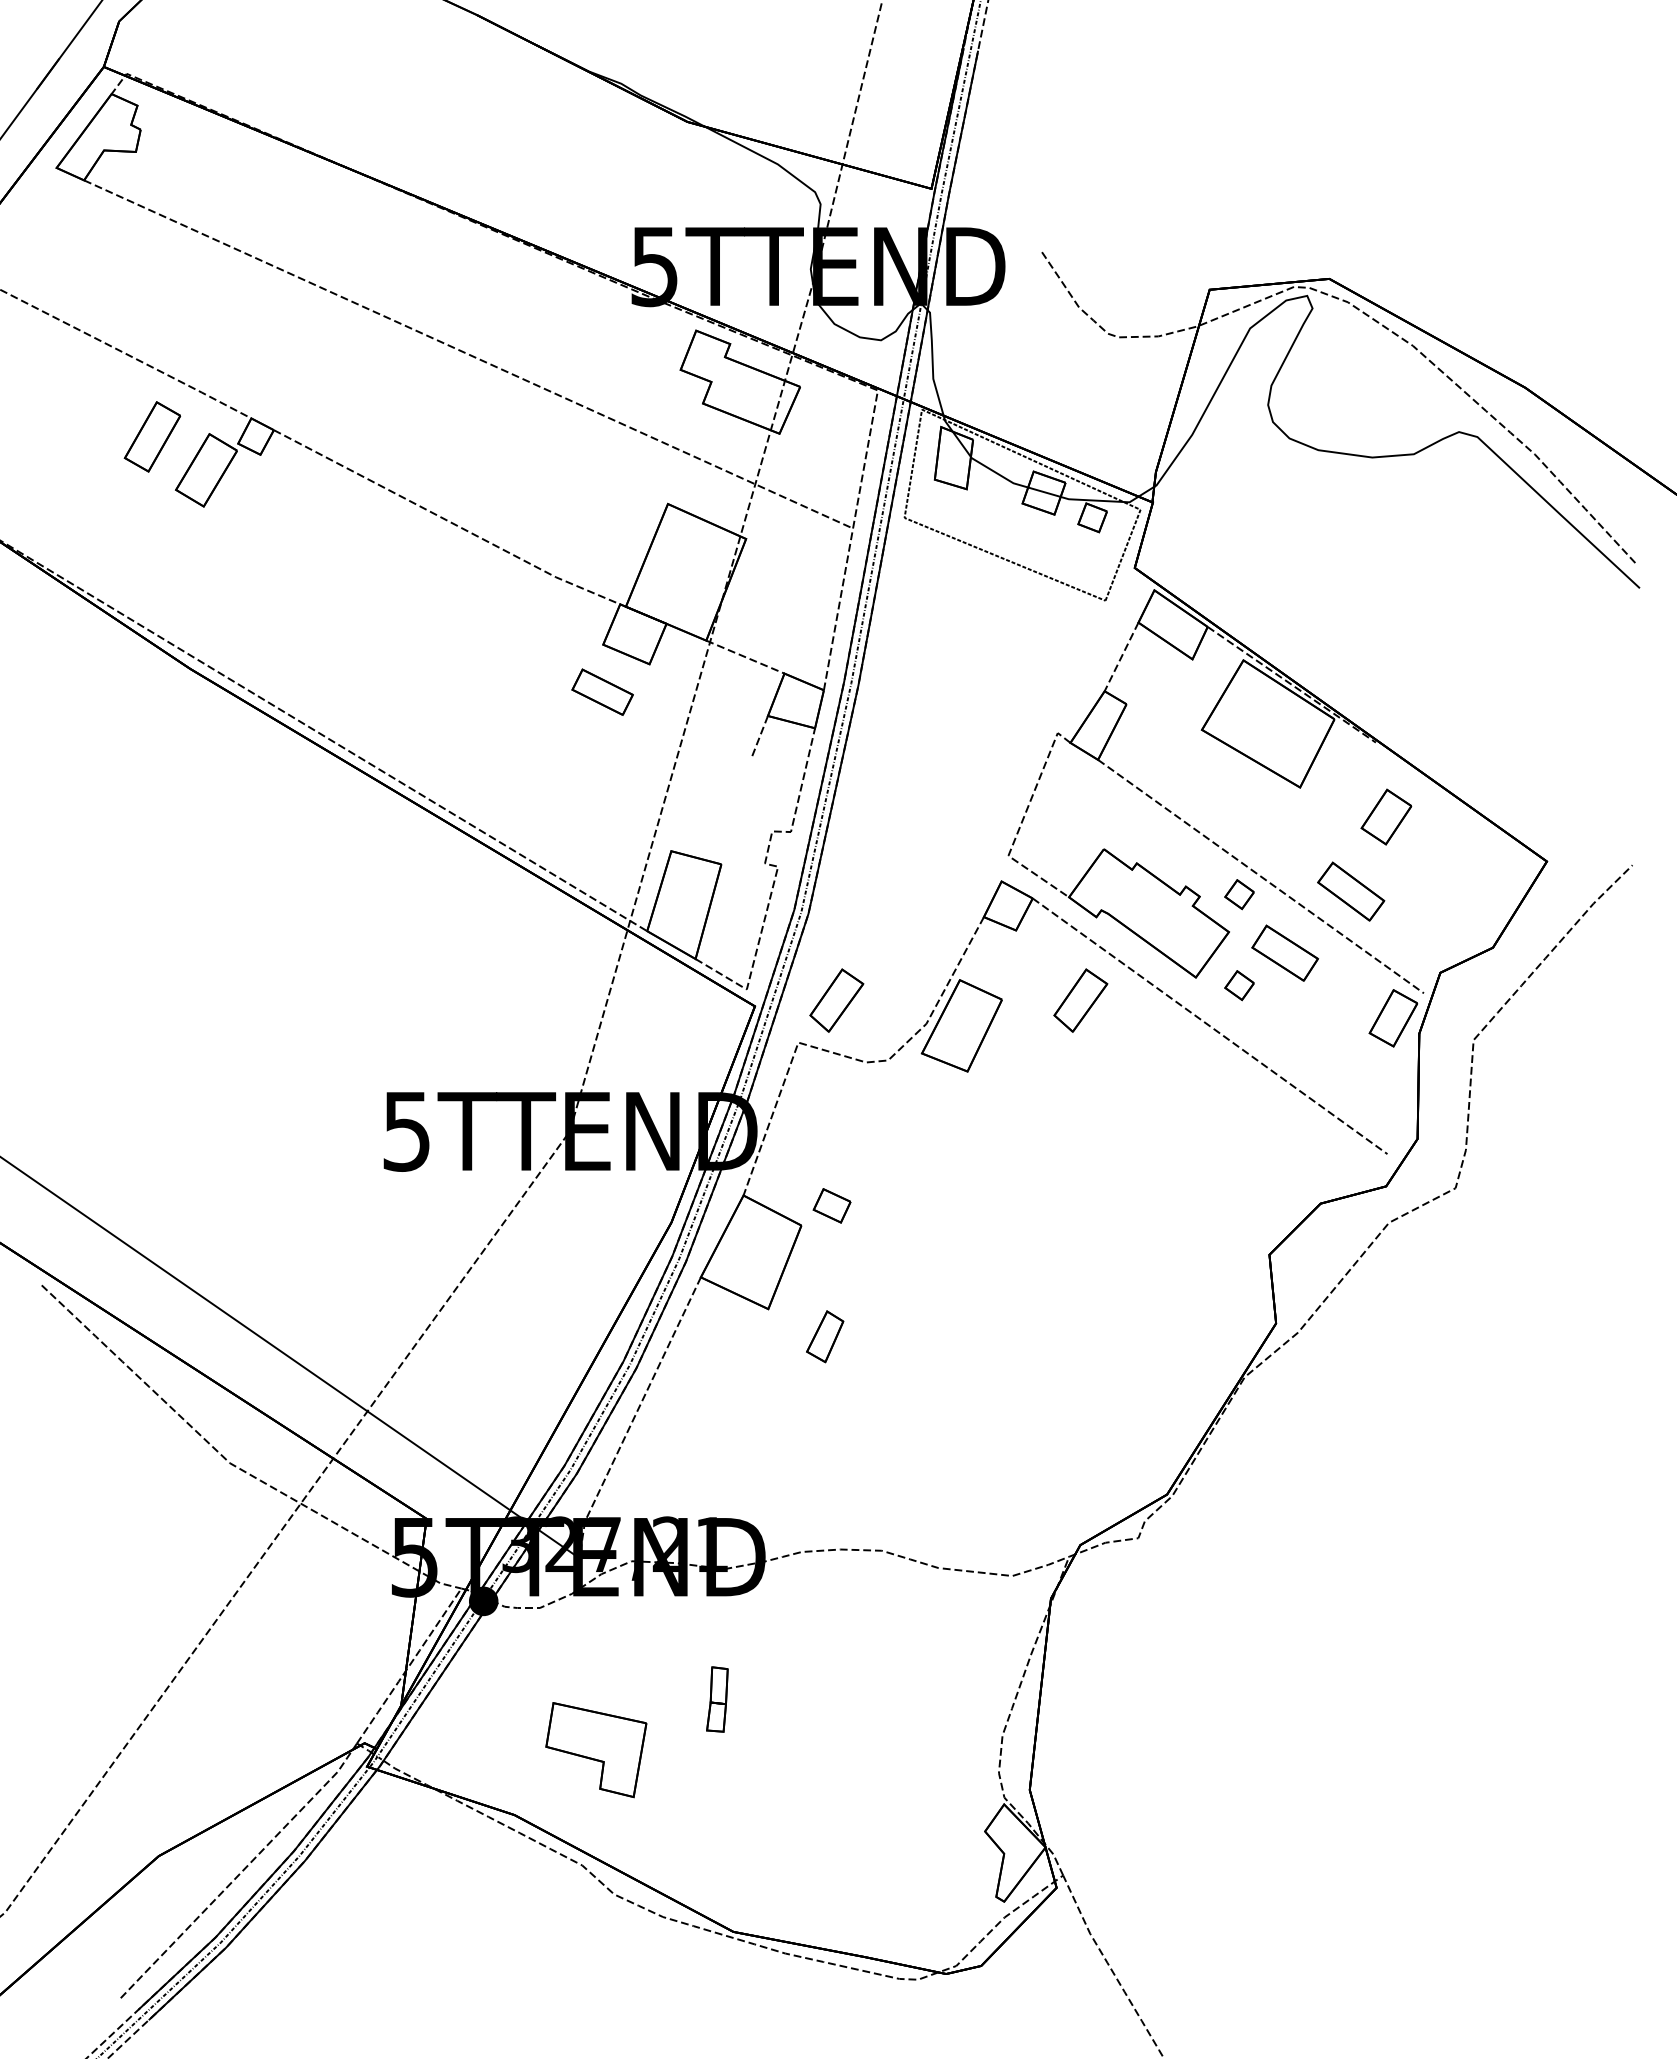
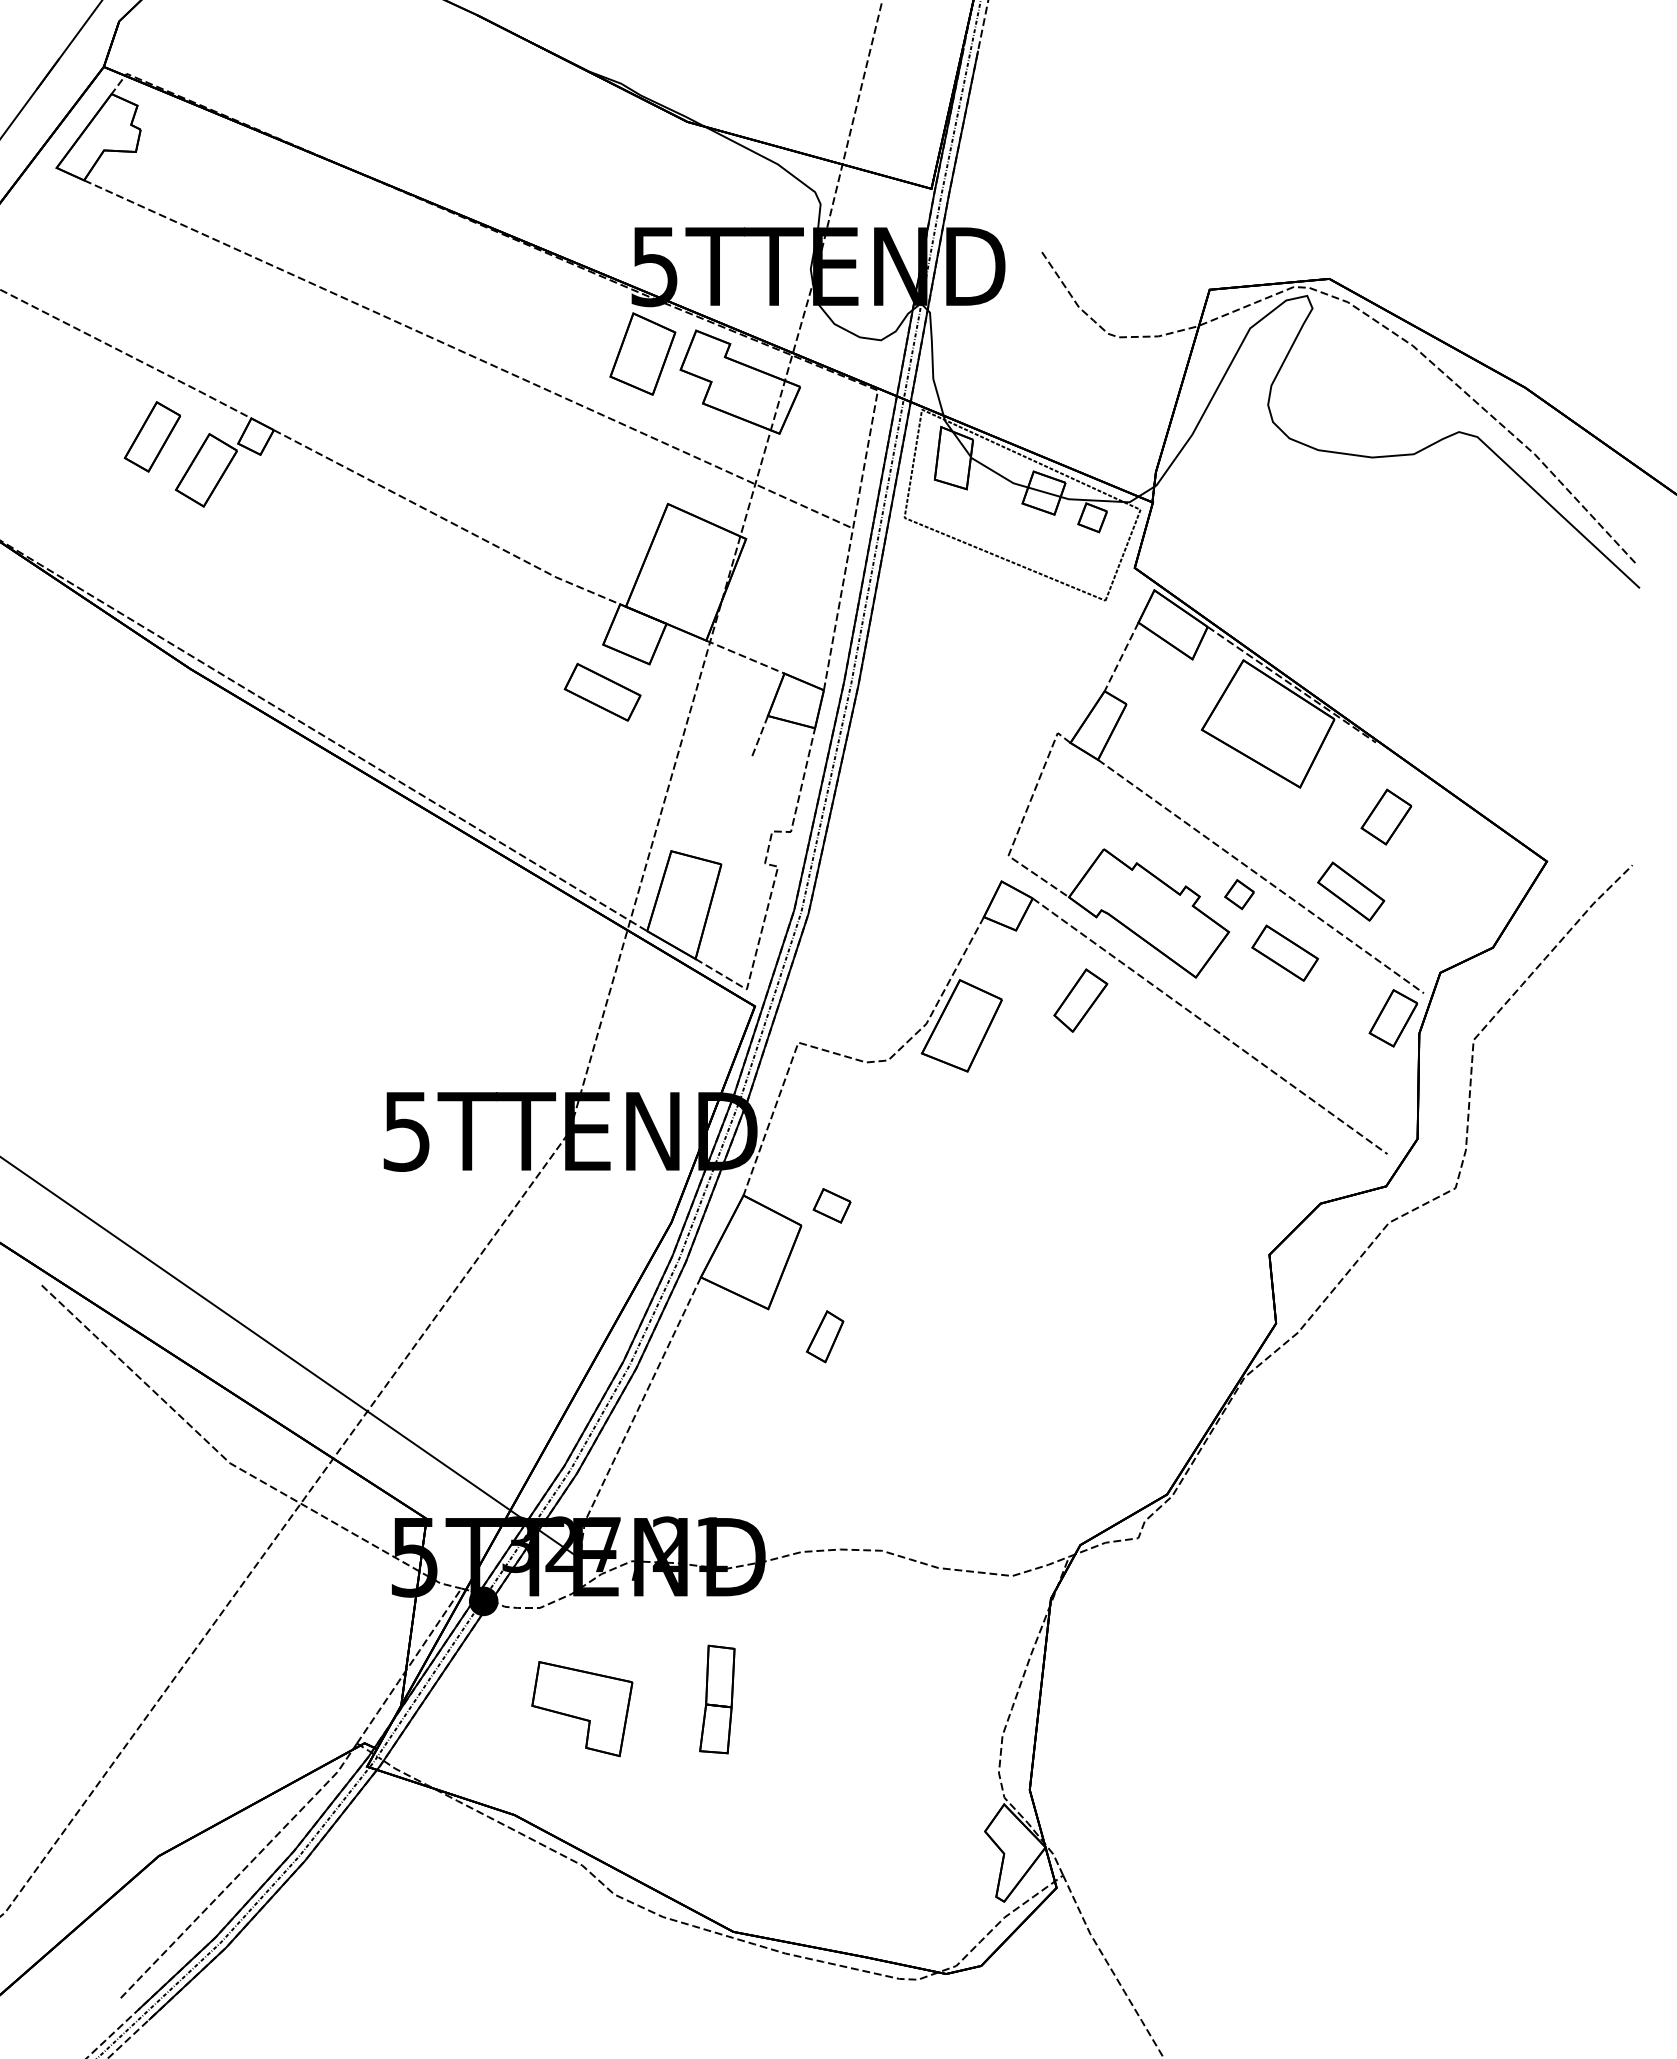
part: none -> present (642, 353)
part size: 63x48 px -> 79x60 px (602, 691)
part: present -> none (1239, 985)
part: present -> none (836, 1000)
part size: 23x67 px -> 37x111 px (717, 1699)
part position: (596, 1750) -> (582, 1709) (582, 1709)
